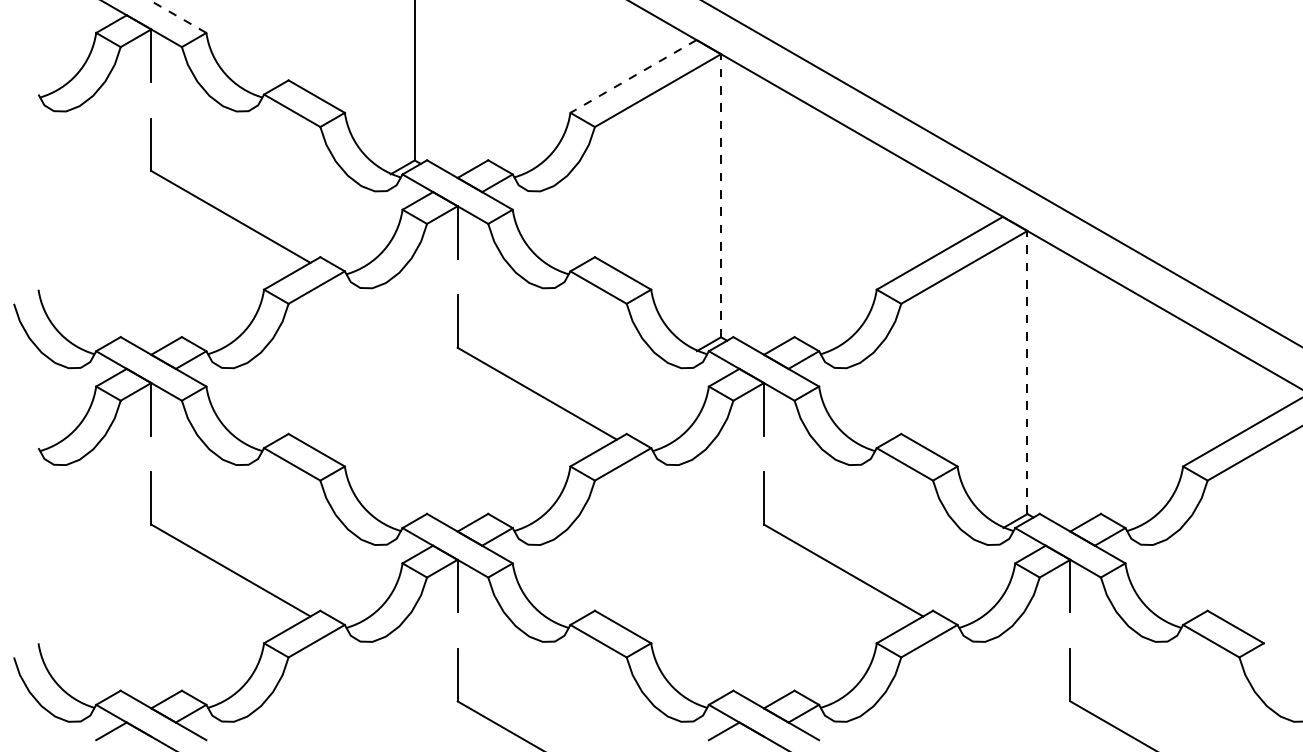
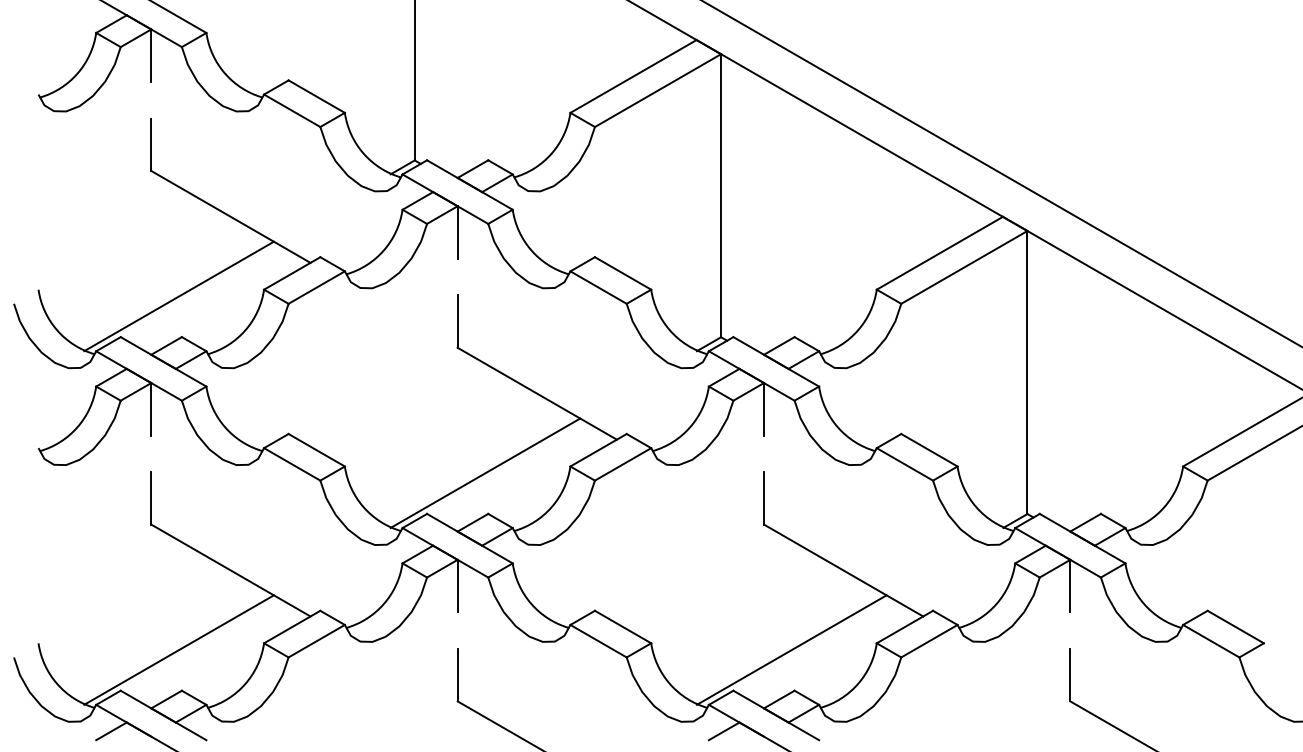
line: dashed -> solid (177, 16)
line: dashed -> solid (633, 76)
line: dashed -> solid (721, 195)
line: none -> present (178, 296)
line: dashed -> solid (1027, 372)
line: none -> present (485, 472)
line: none -> present (178, 649)
line: none -> present (791, 649)
